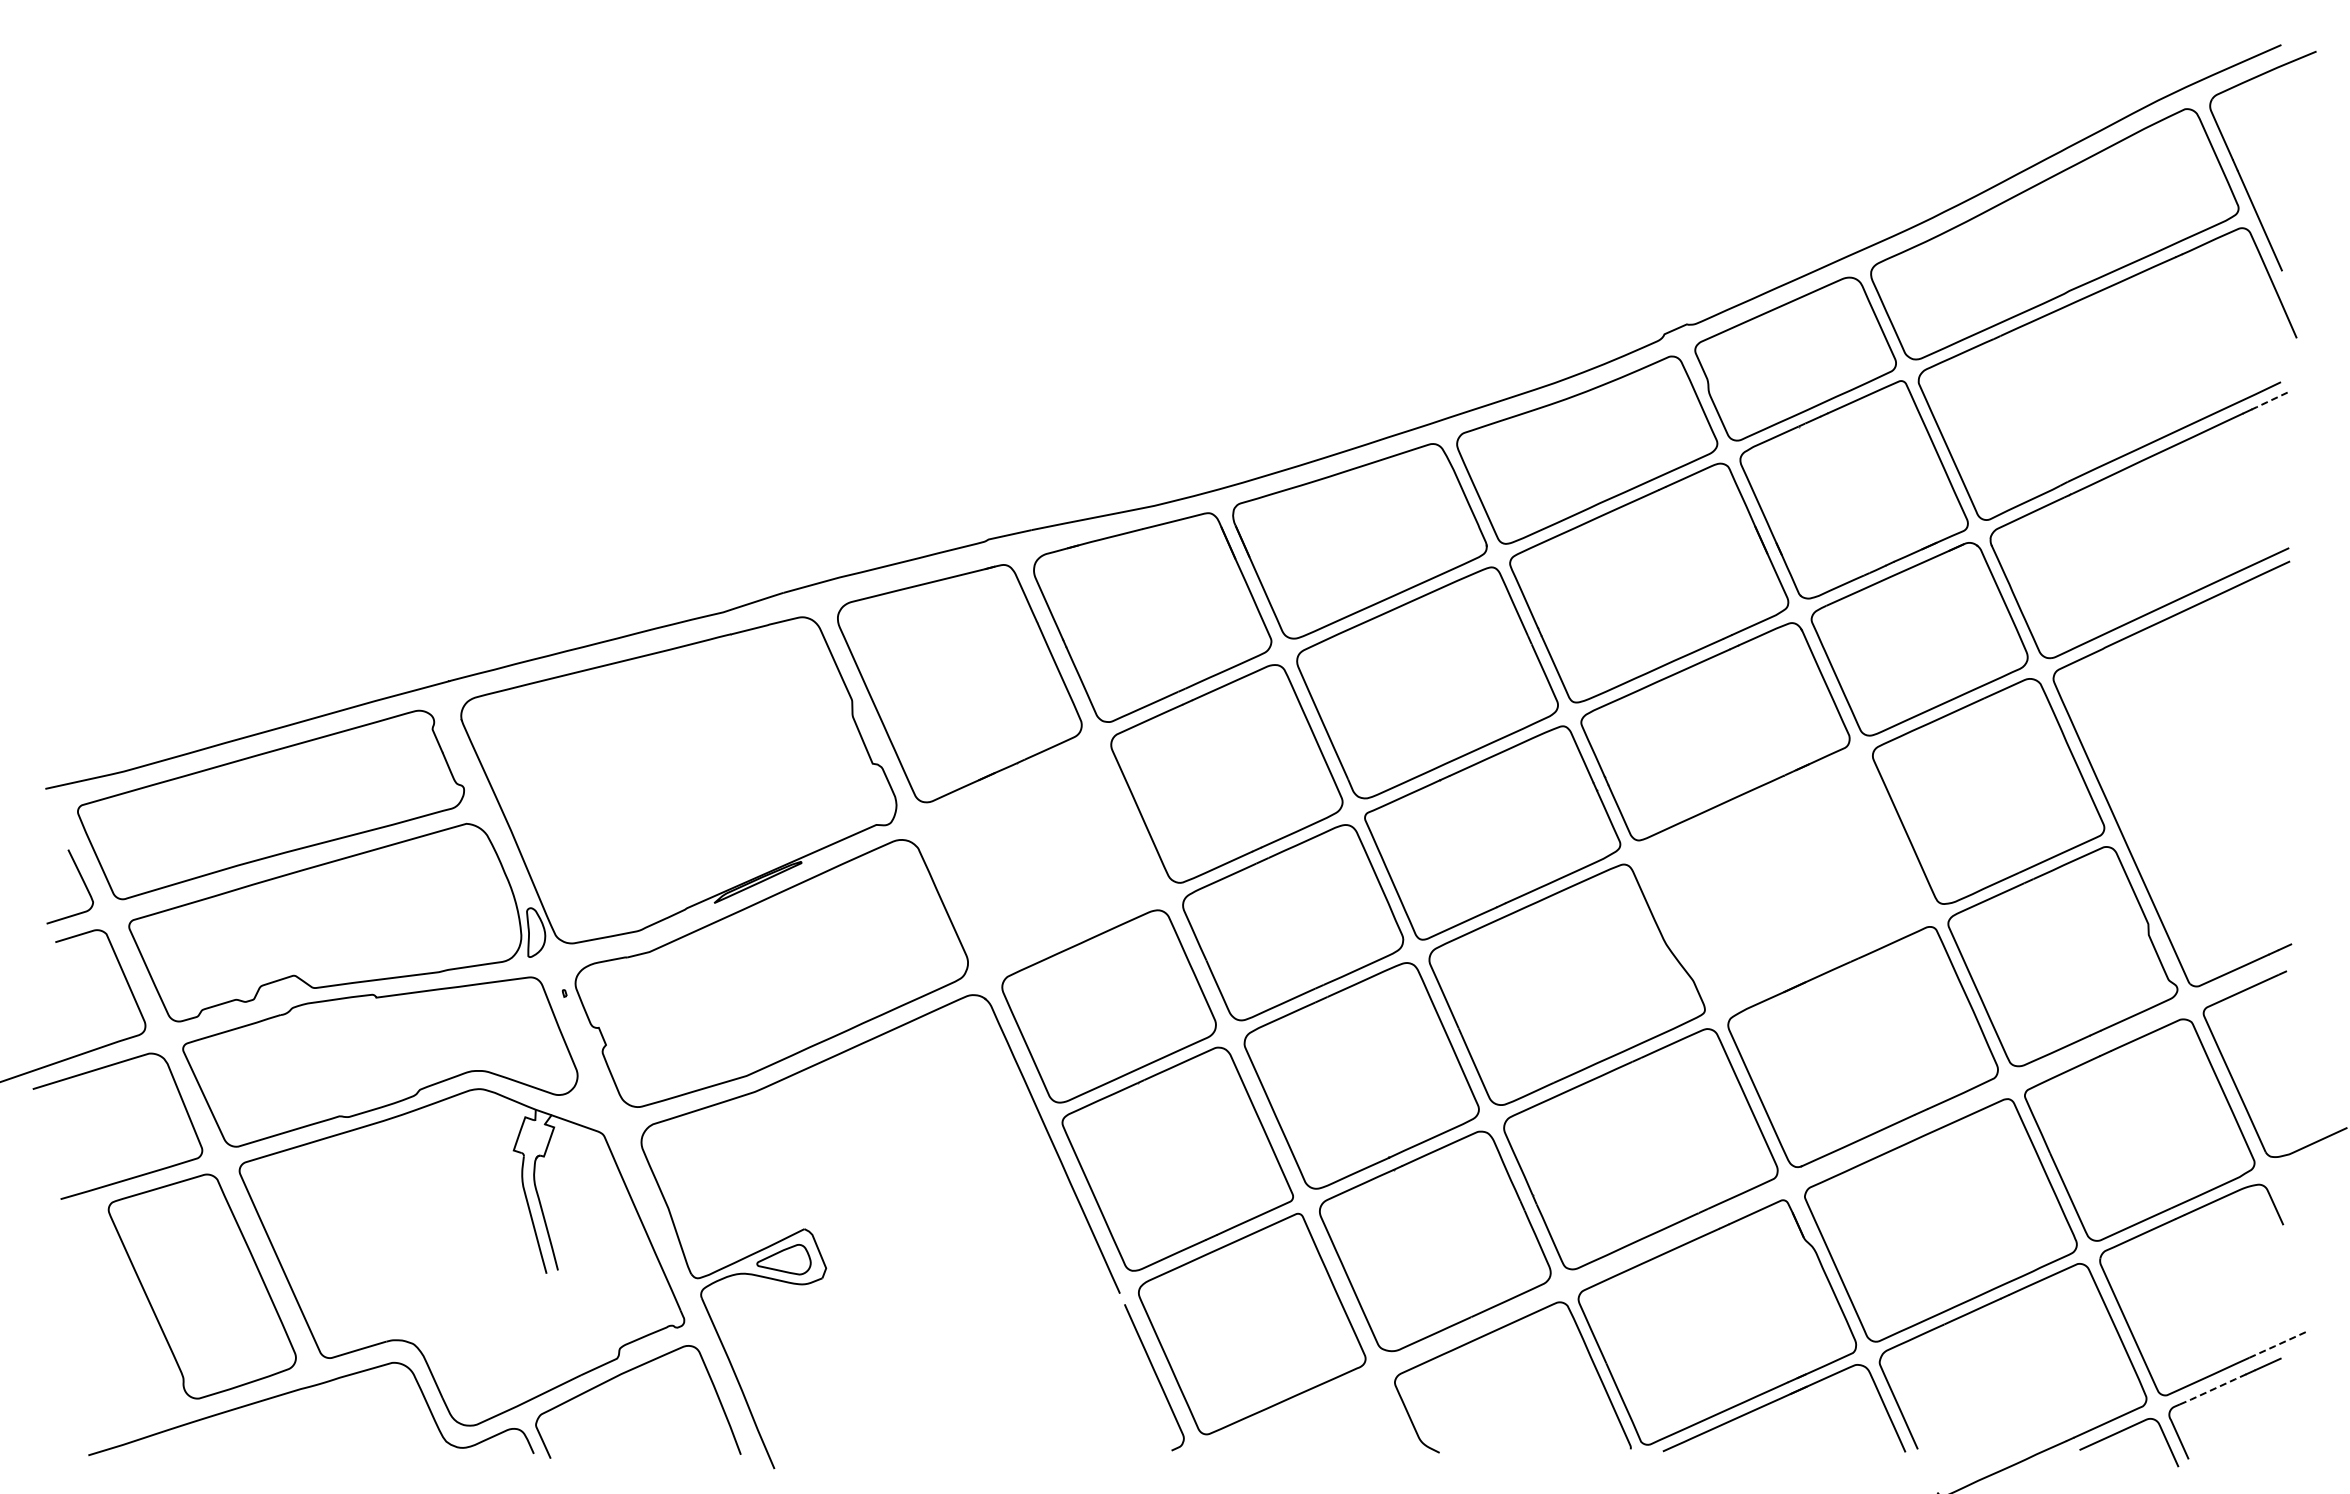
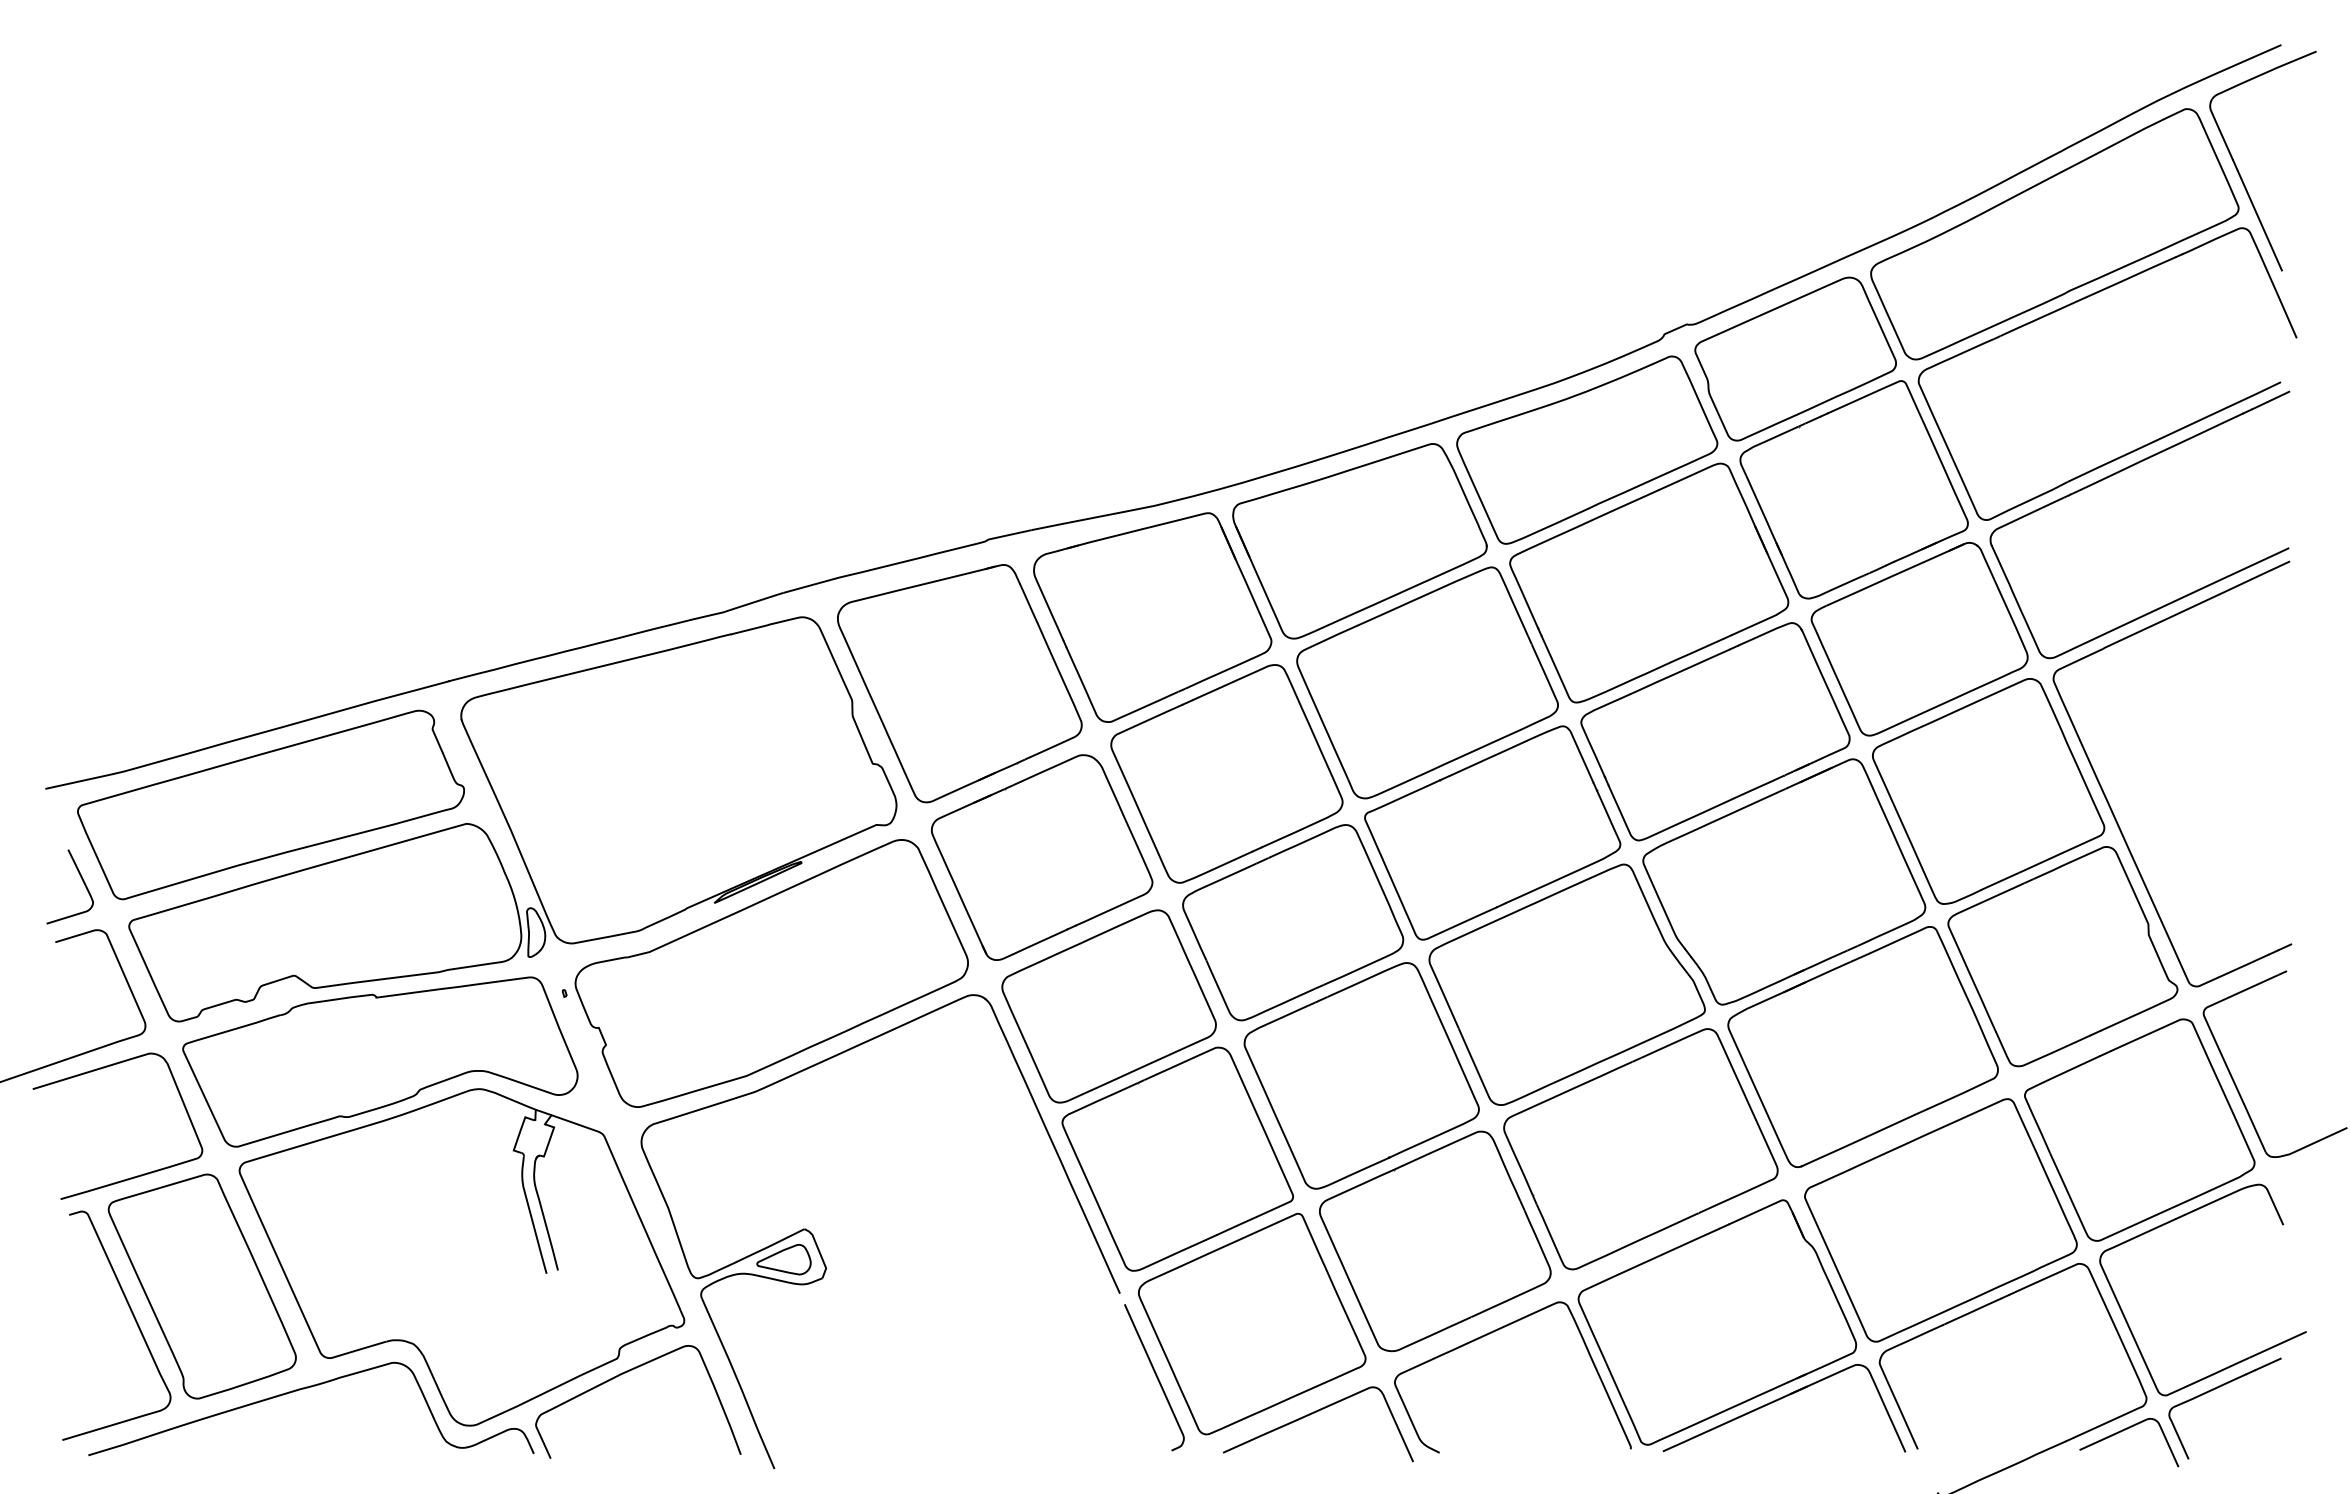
line: dashed -> solid (2270, 400)
part: none -> present (1042, 857)
part: none -> present (1784, 881)
curve: none -> present (133, 1317)
line: dashed -> solid (2277, 1344)
line: dashed -> solid (2213, 1389)
curve: none -> present (1312, 1414)
